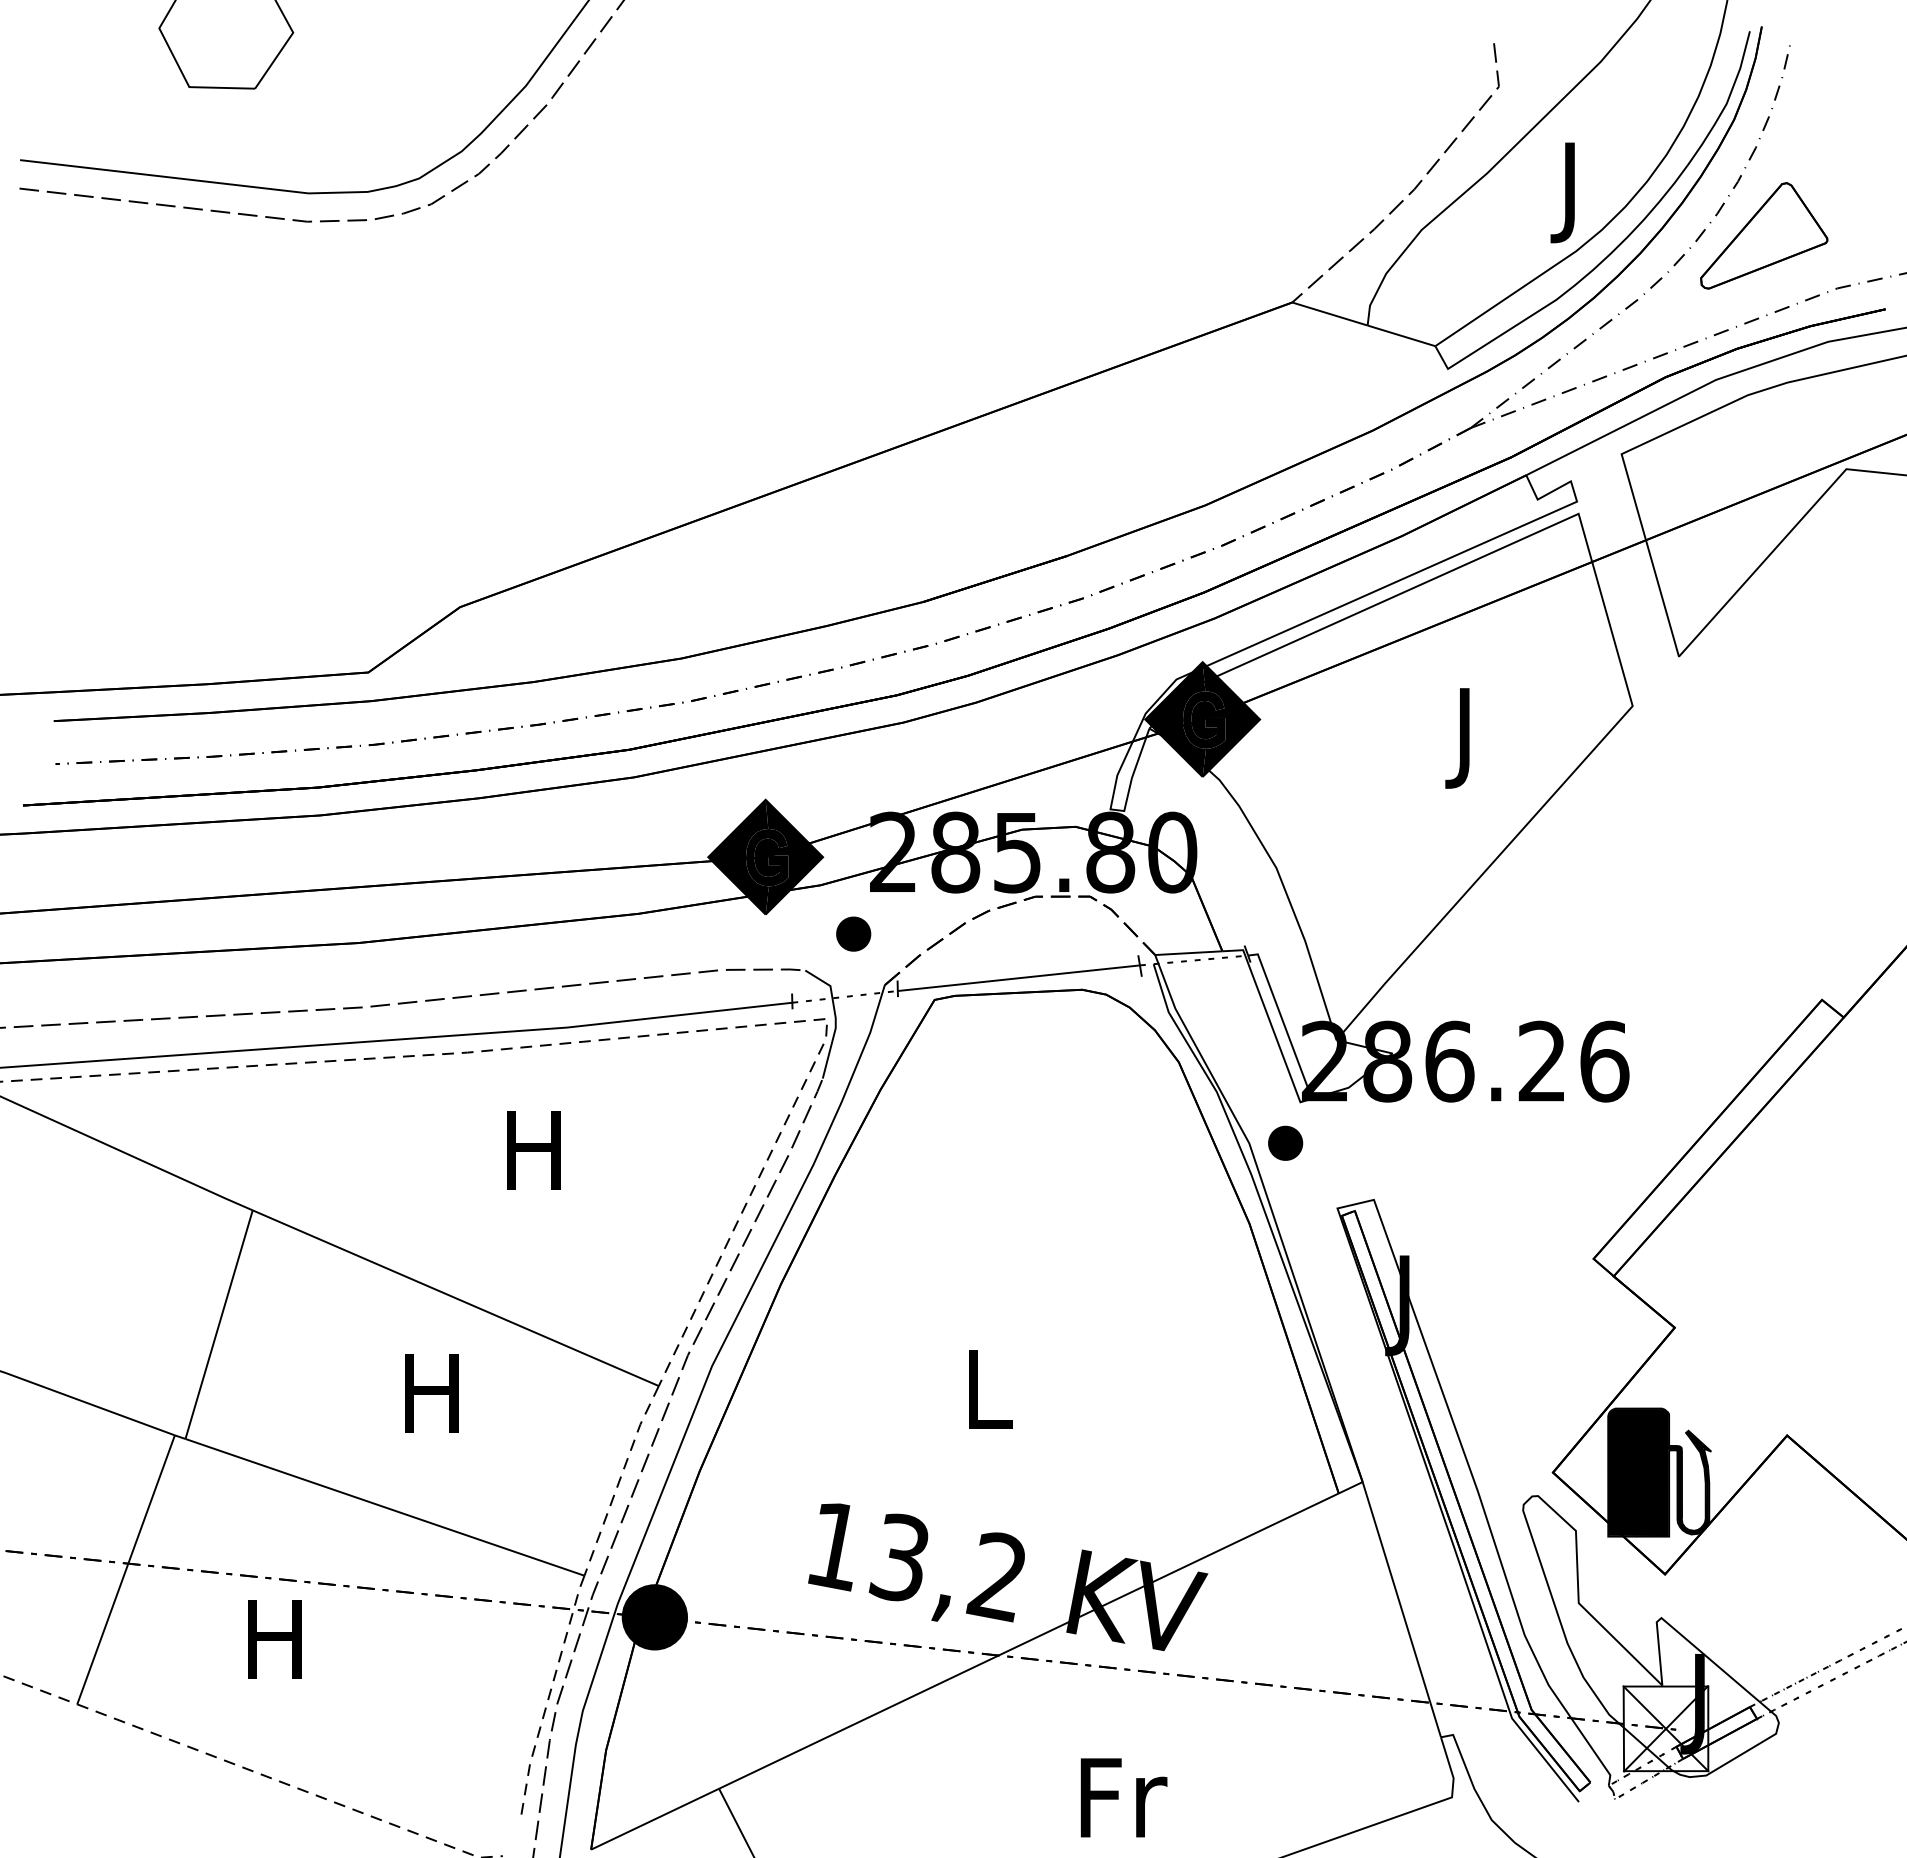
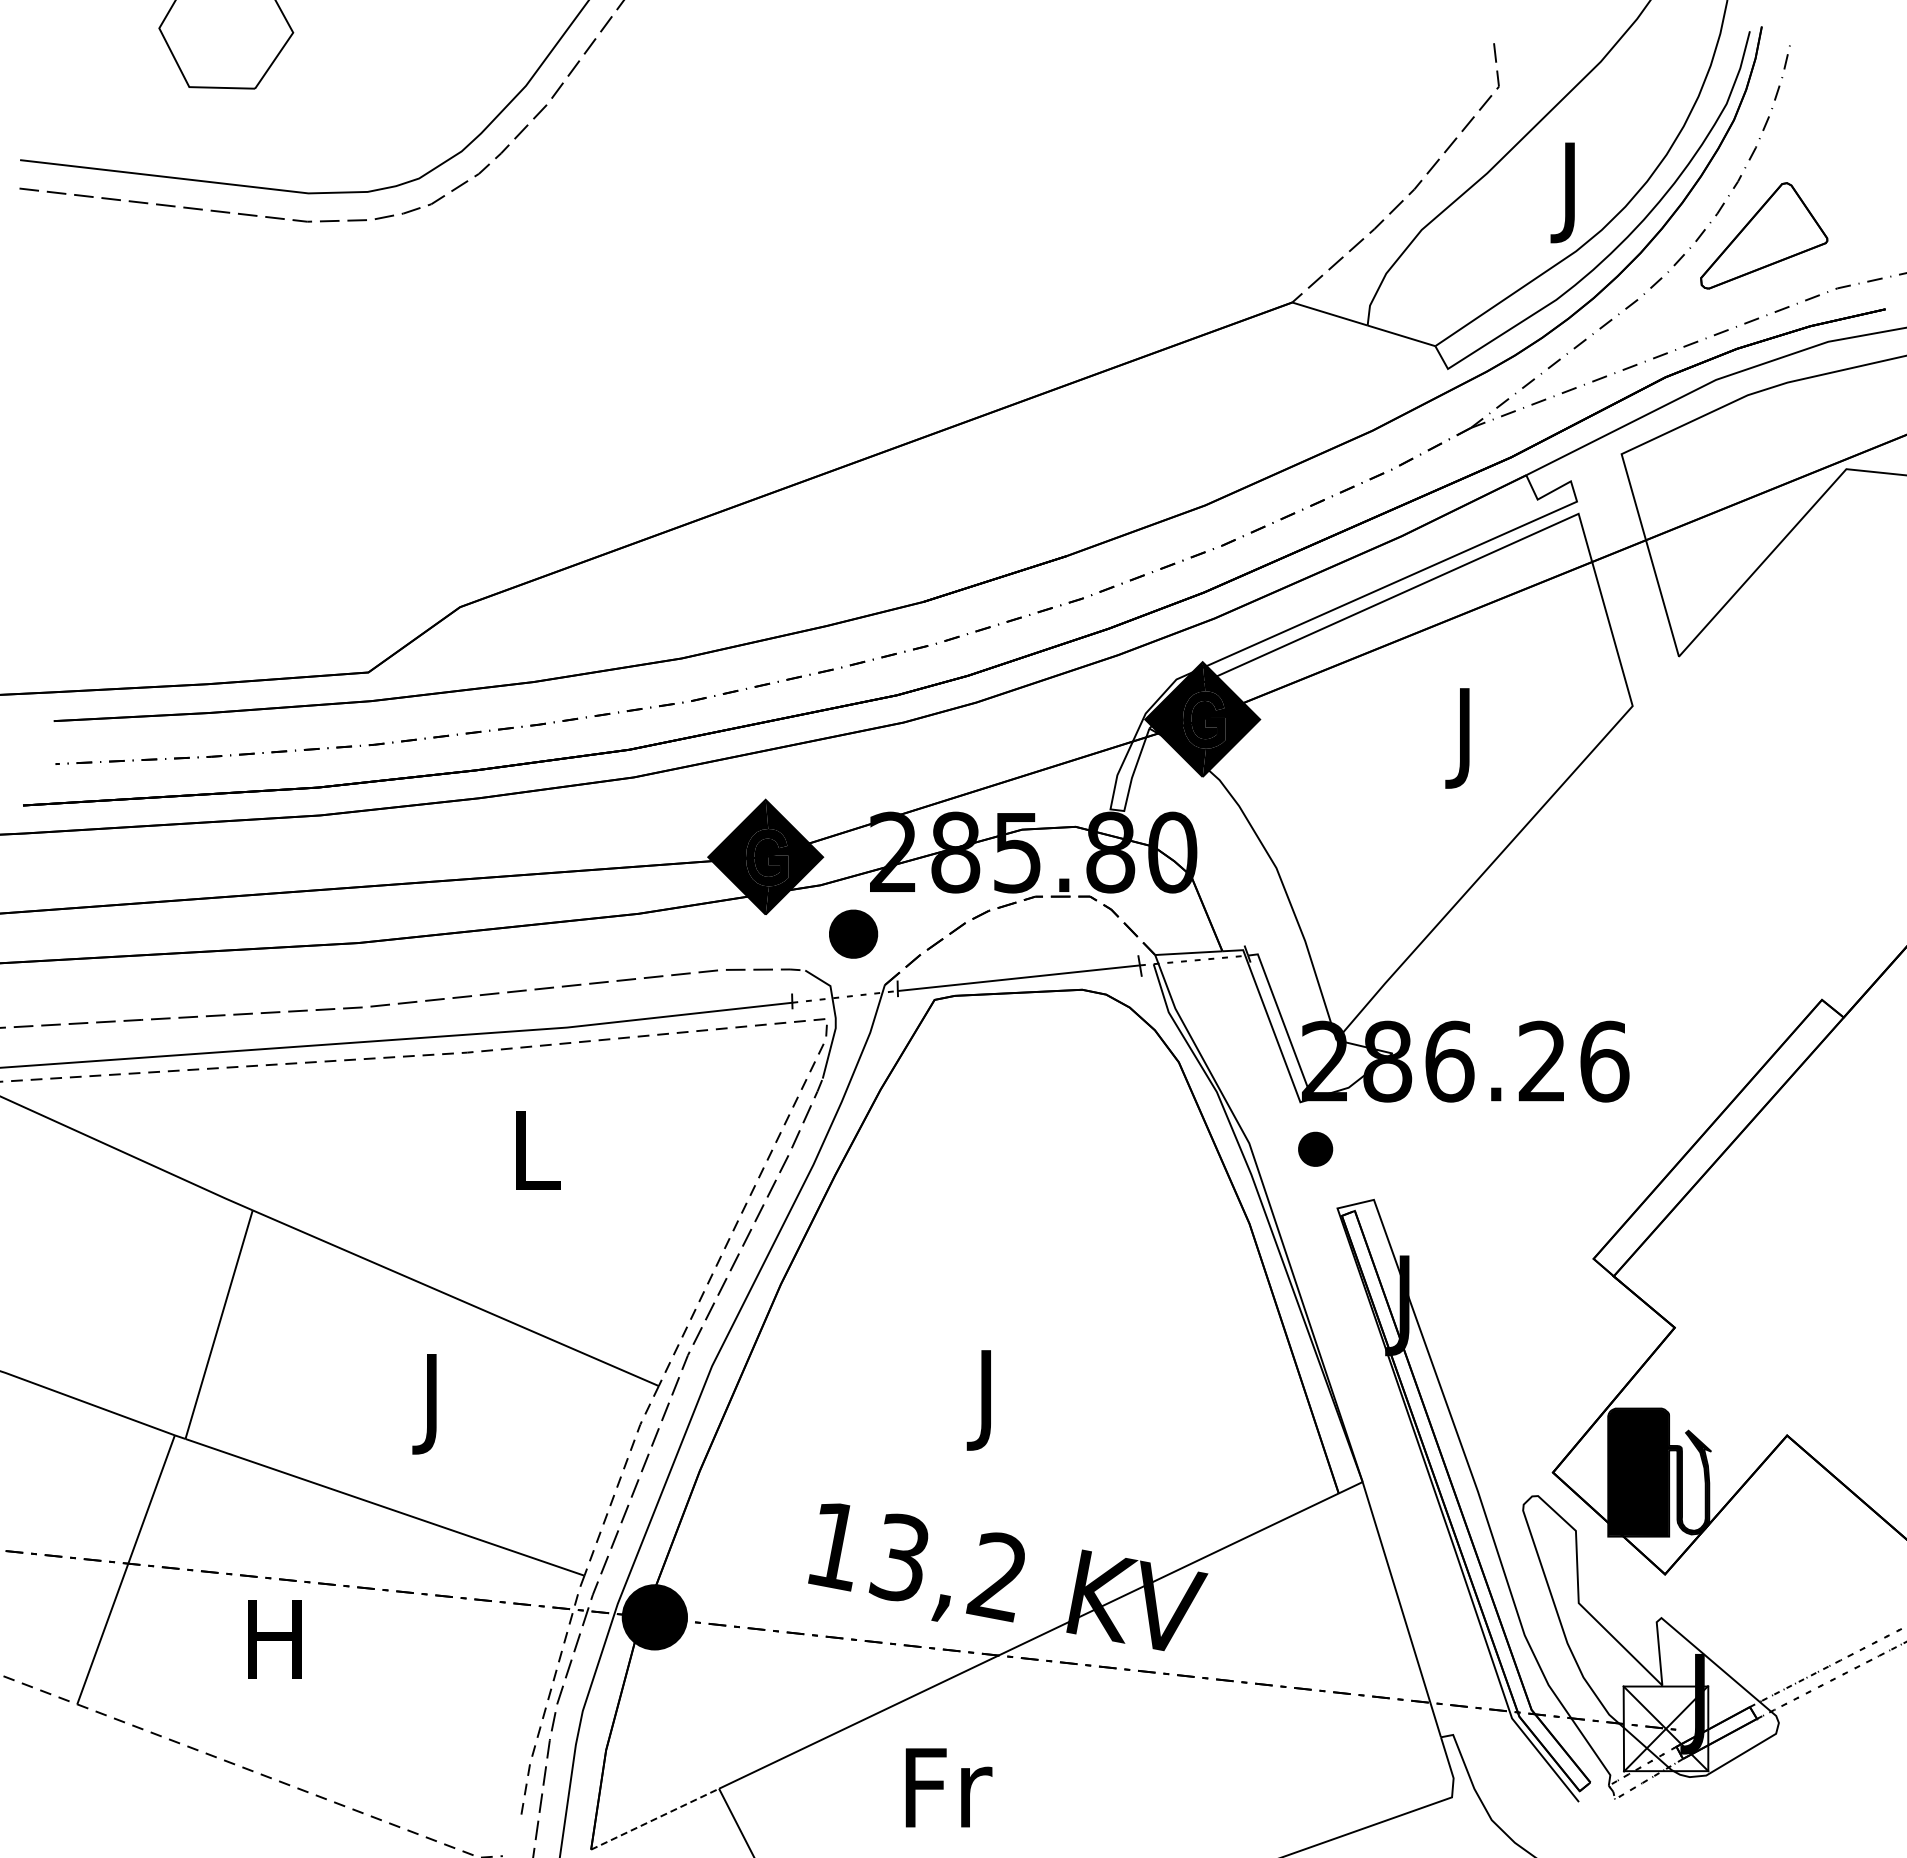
part size: 36x36 px -> 50x50 px (853, 933)
part position: (1285, 1142) -> (1315, 1148) (1315, 1148)
text: H -> L (533, 1150)
text: L -> J (989, 1400)
text: H -> J (431, 1404)
text position: (1123, 1797) -> (948, 1787) (948, 1787)
line: solid -> dashed (655, 1819)
